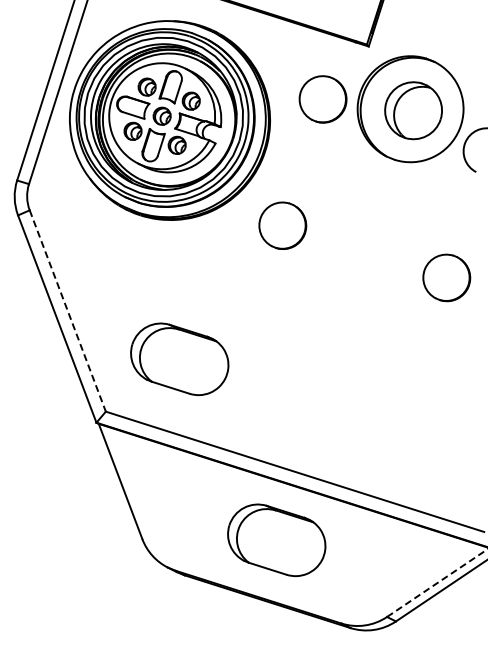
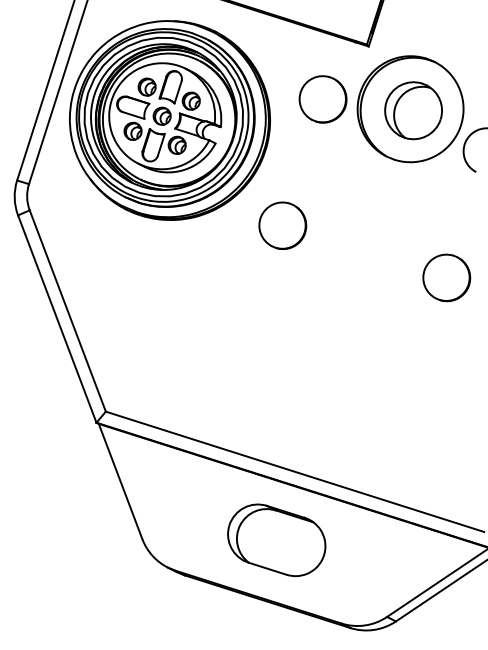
line: dashed -> solid (67, 310)
part: present -> none (179, 359)
line: dashed -> solid (437, 583)
